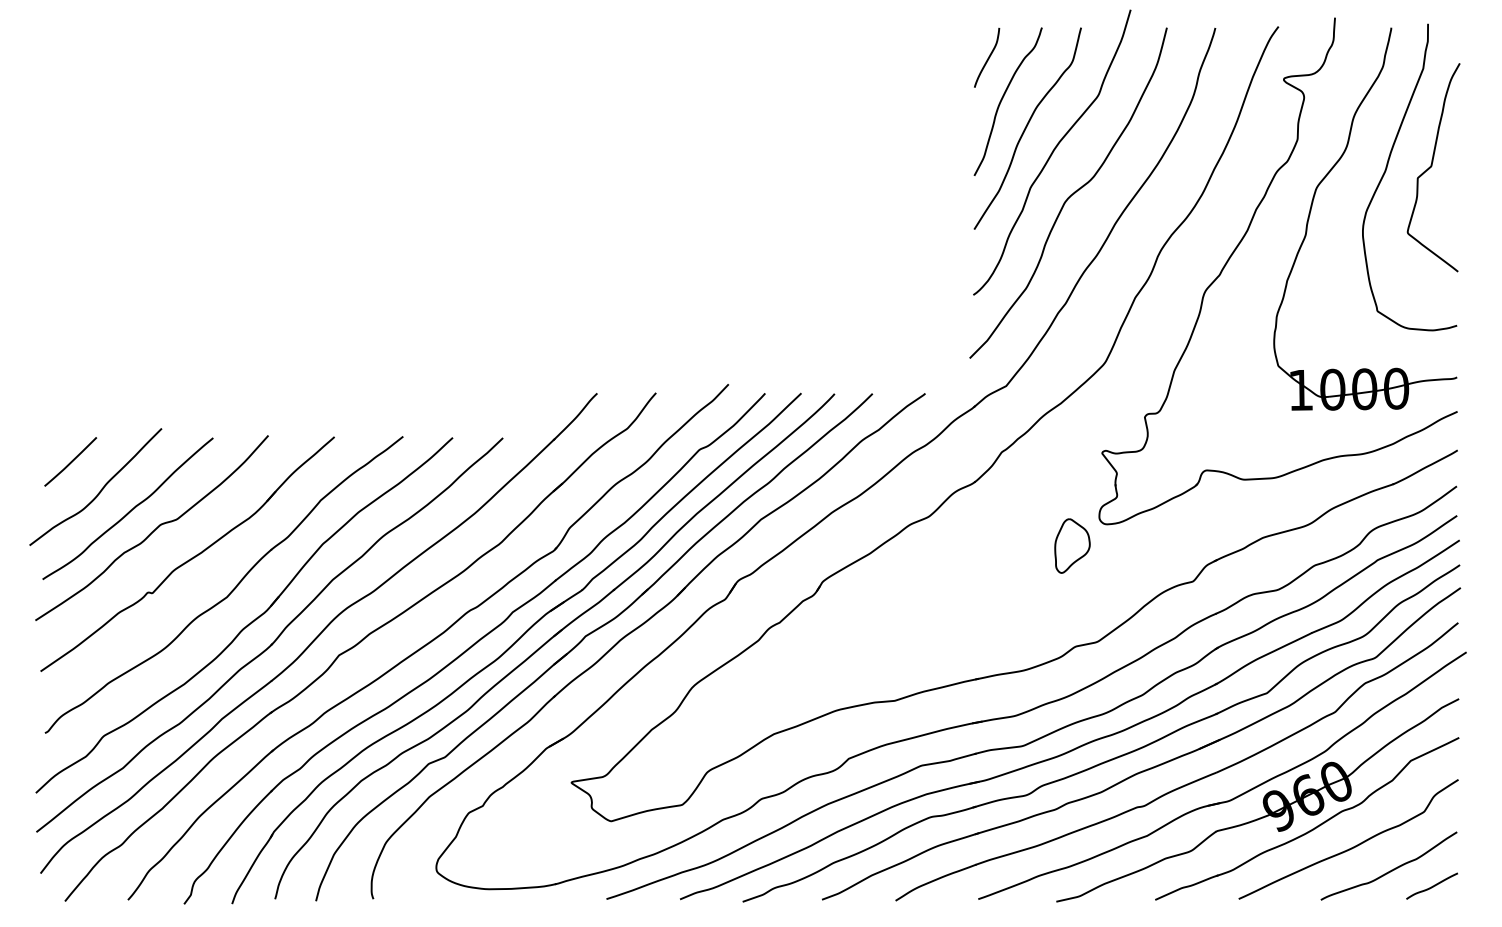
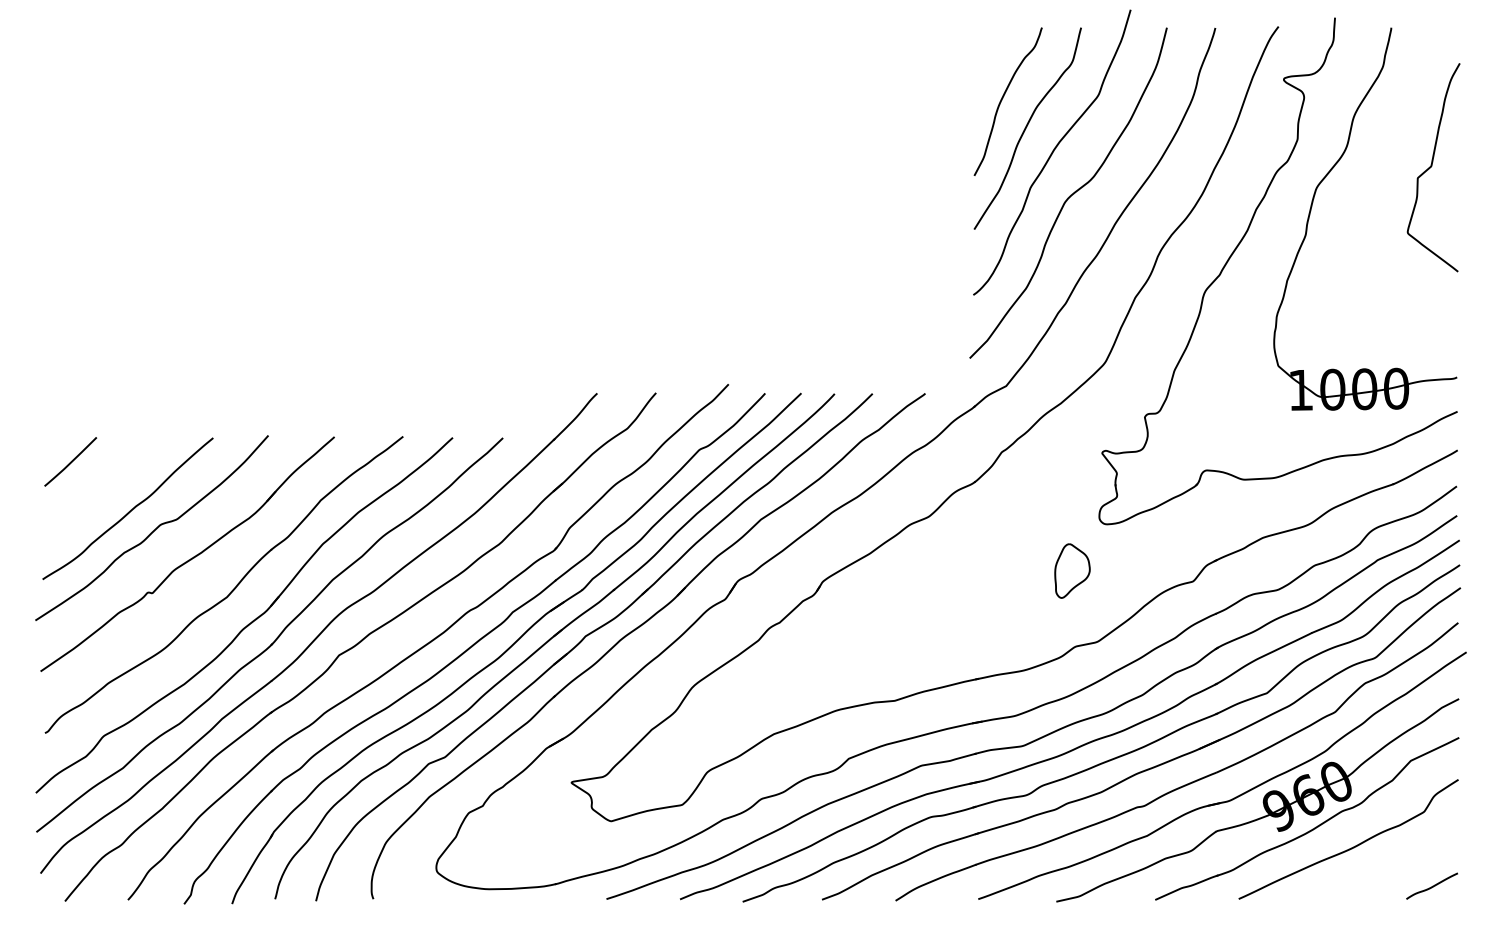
curve: present -> none (988, 57)
curve: present -> none (1387, 168)
curve: present -> none (101, 488)
part position: (1072, 545) -> (1072, 570) (1072, 570)
curve: present -> none (1391, 869)
